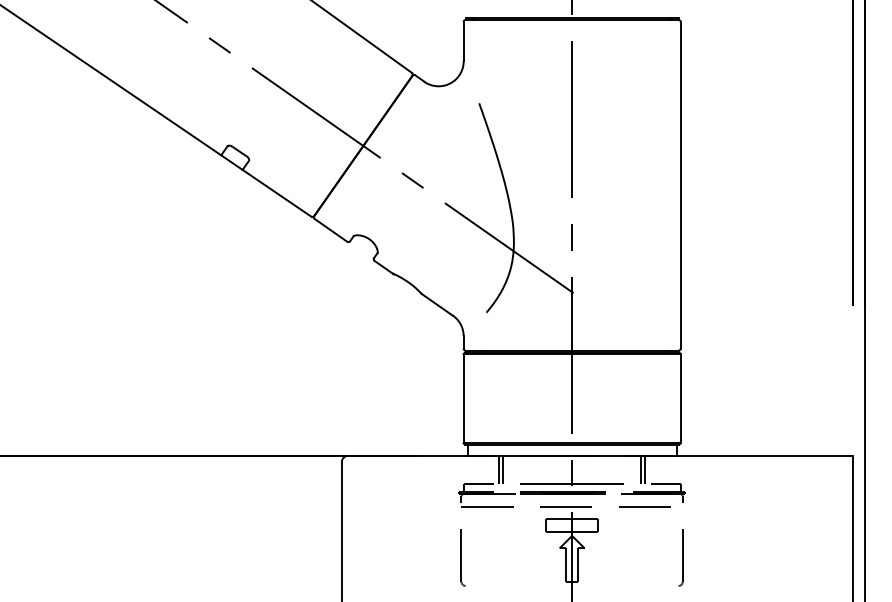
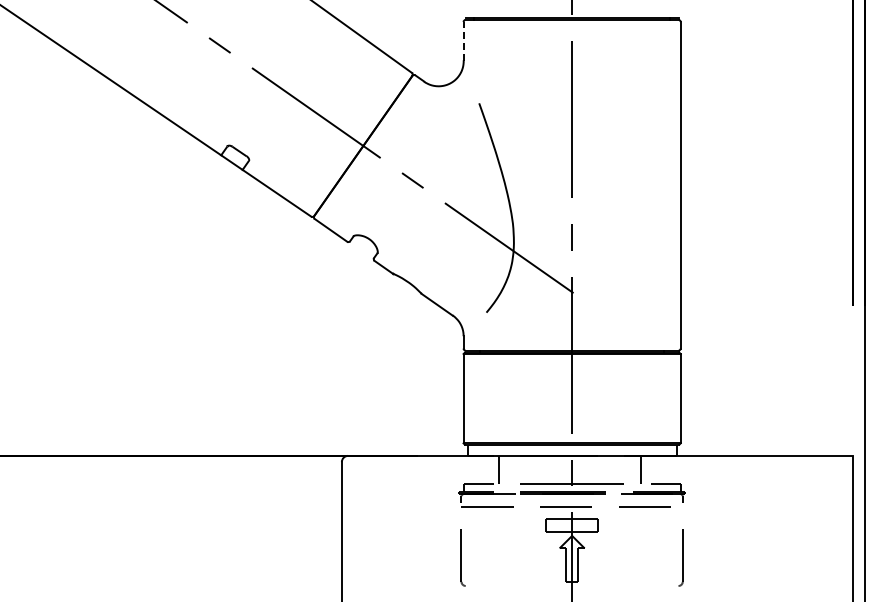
line: solid -> dashed (463, 40)
line: present -> none (503, 469)
line: present -> none (645, 469)
